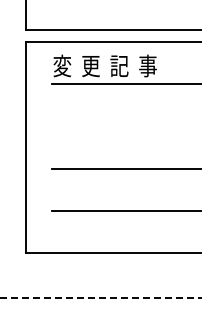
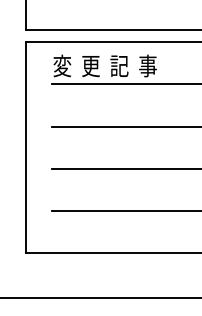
line: none -> present (124, 126)
line: dashed -> solid (101, 298)
